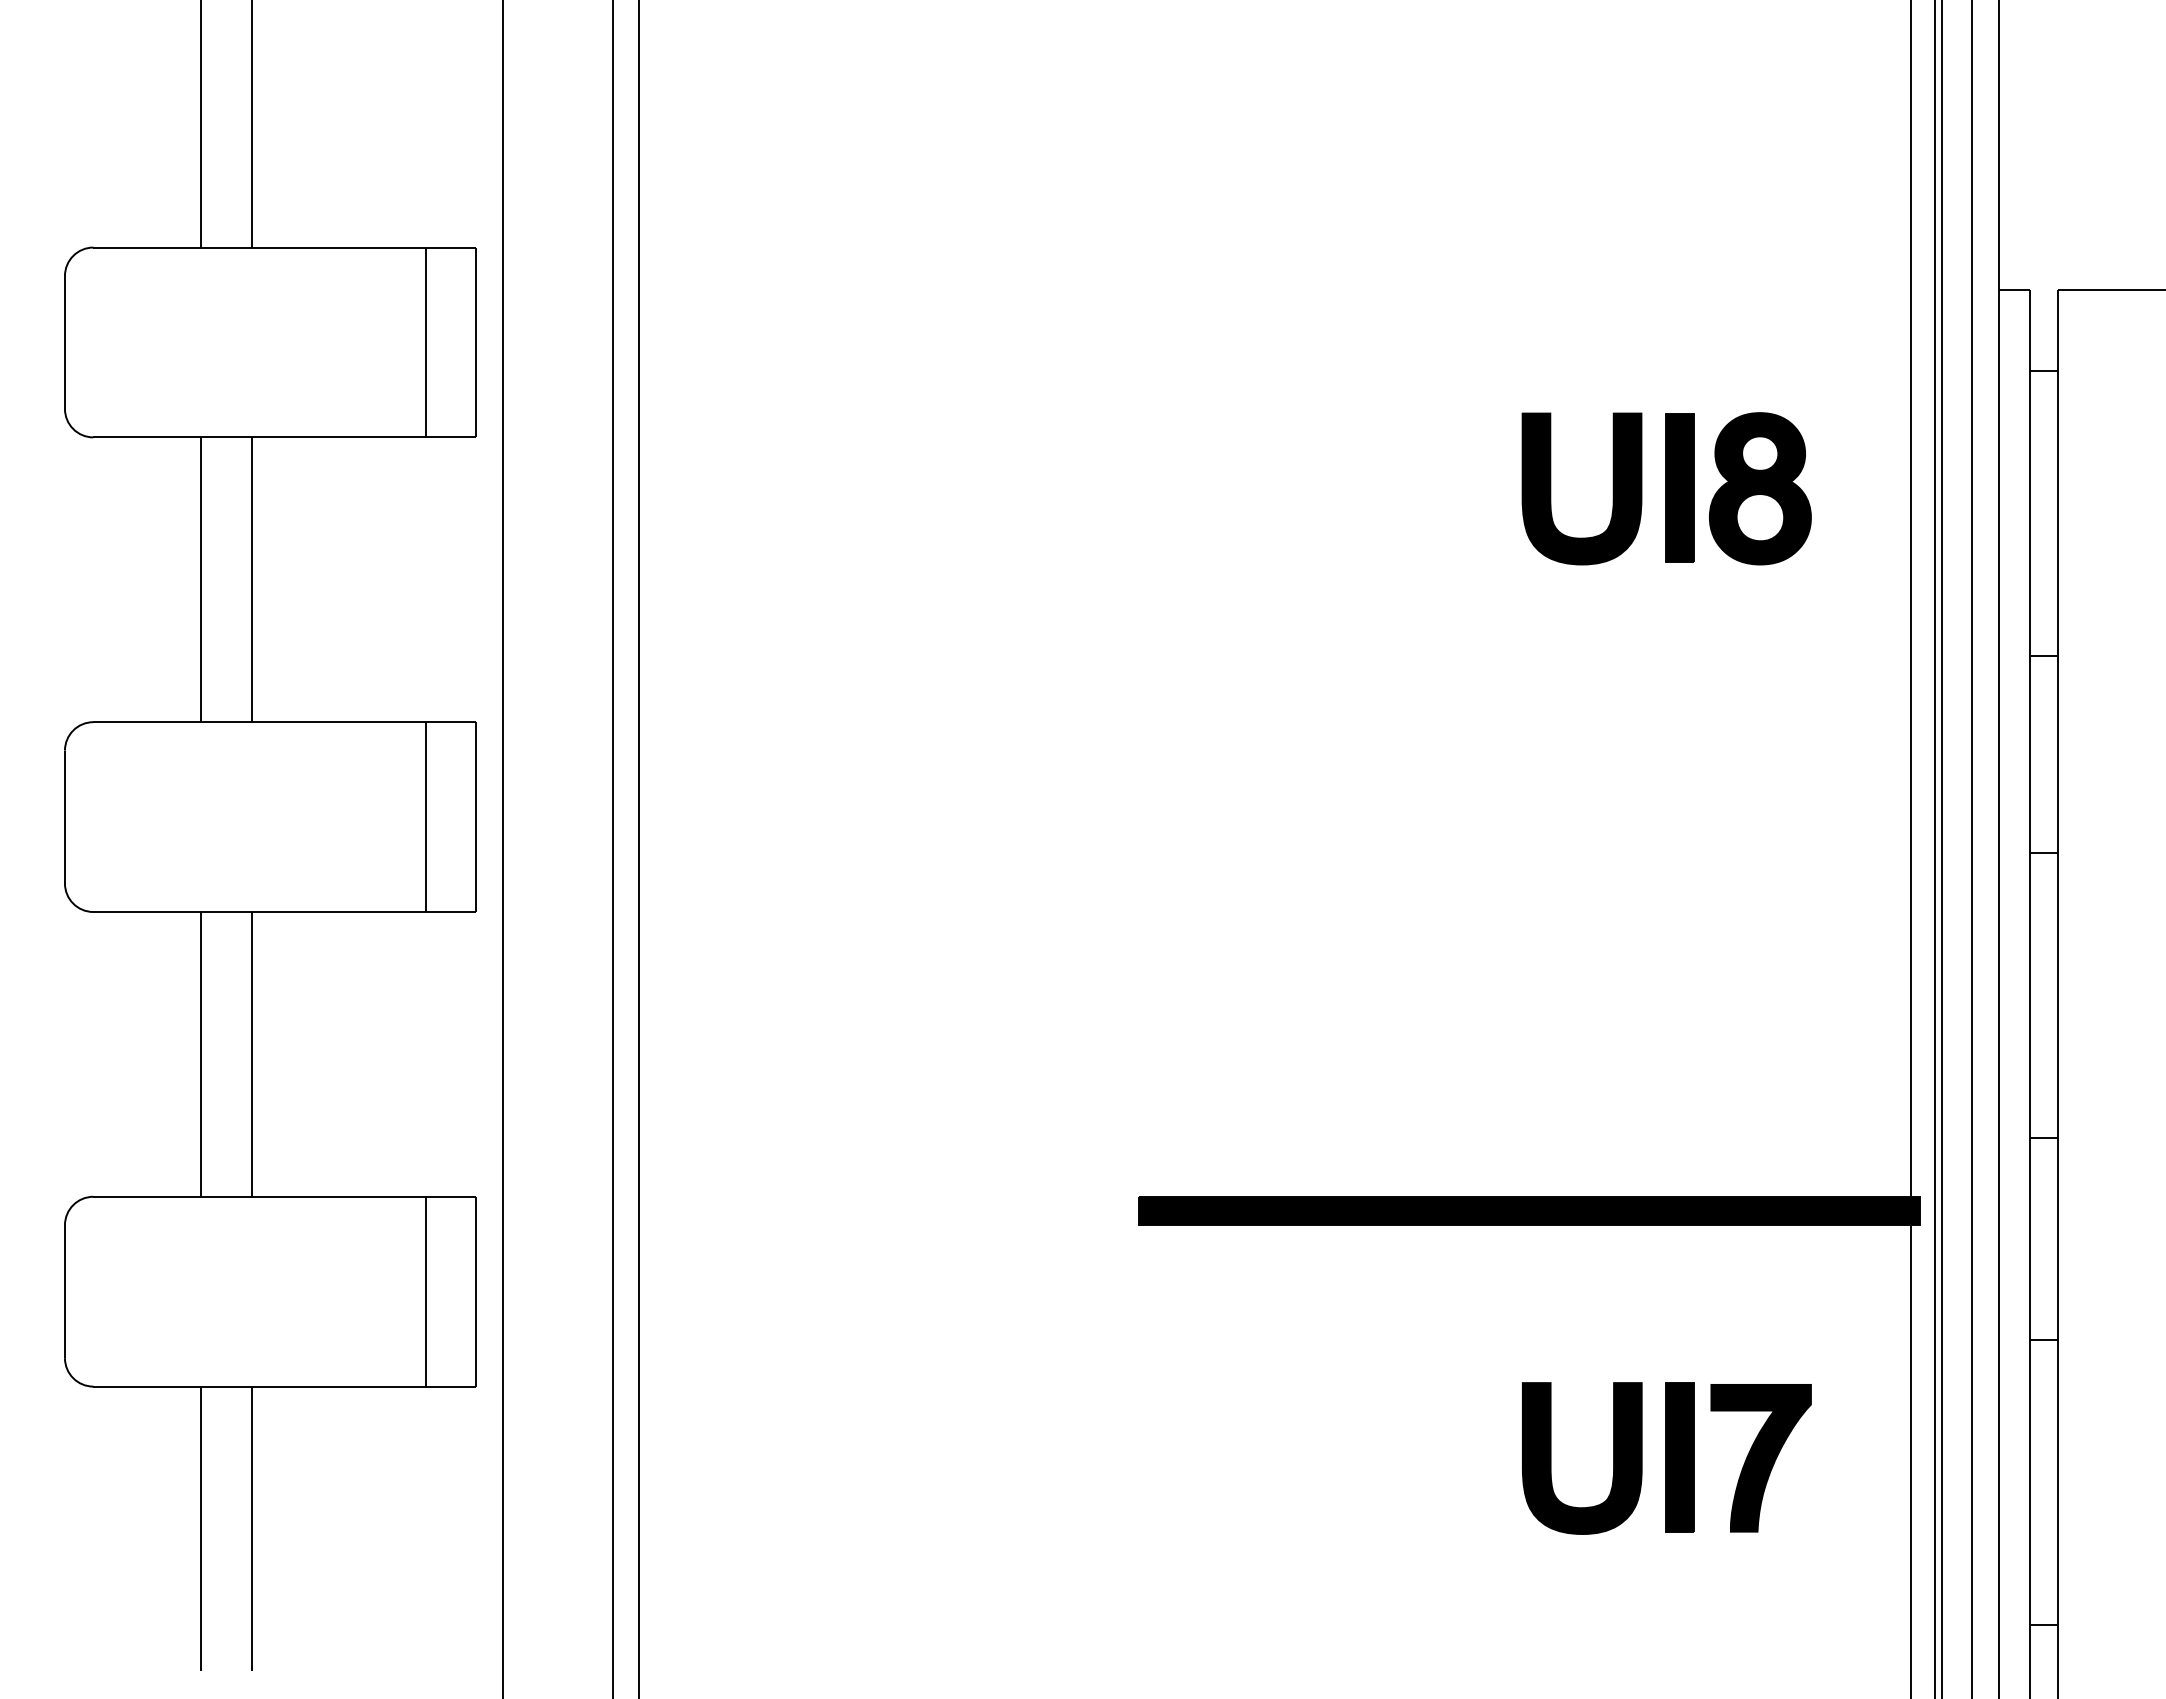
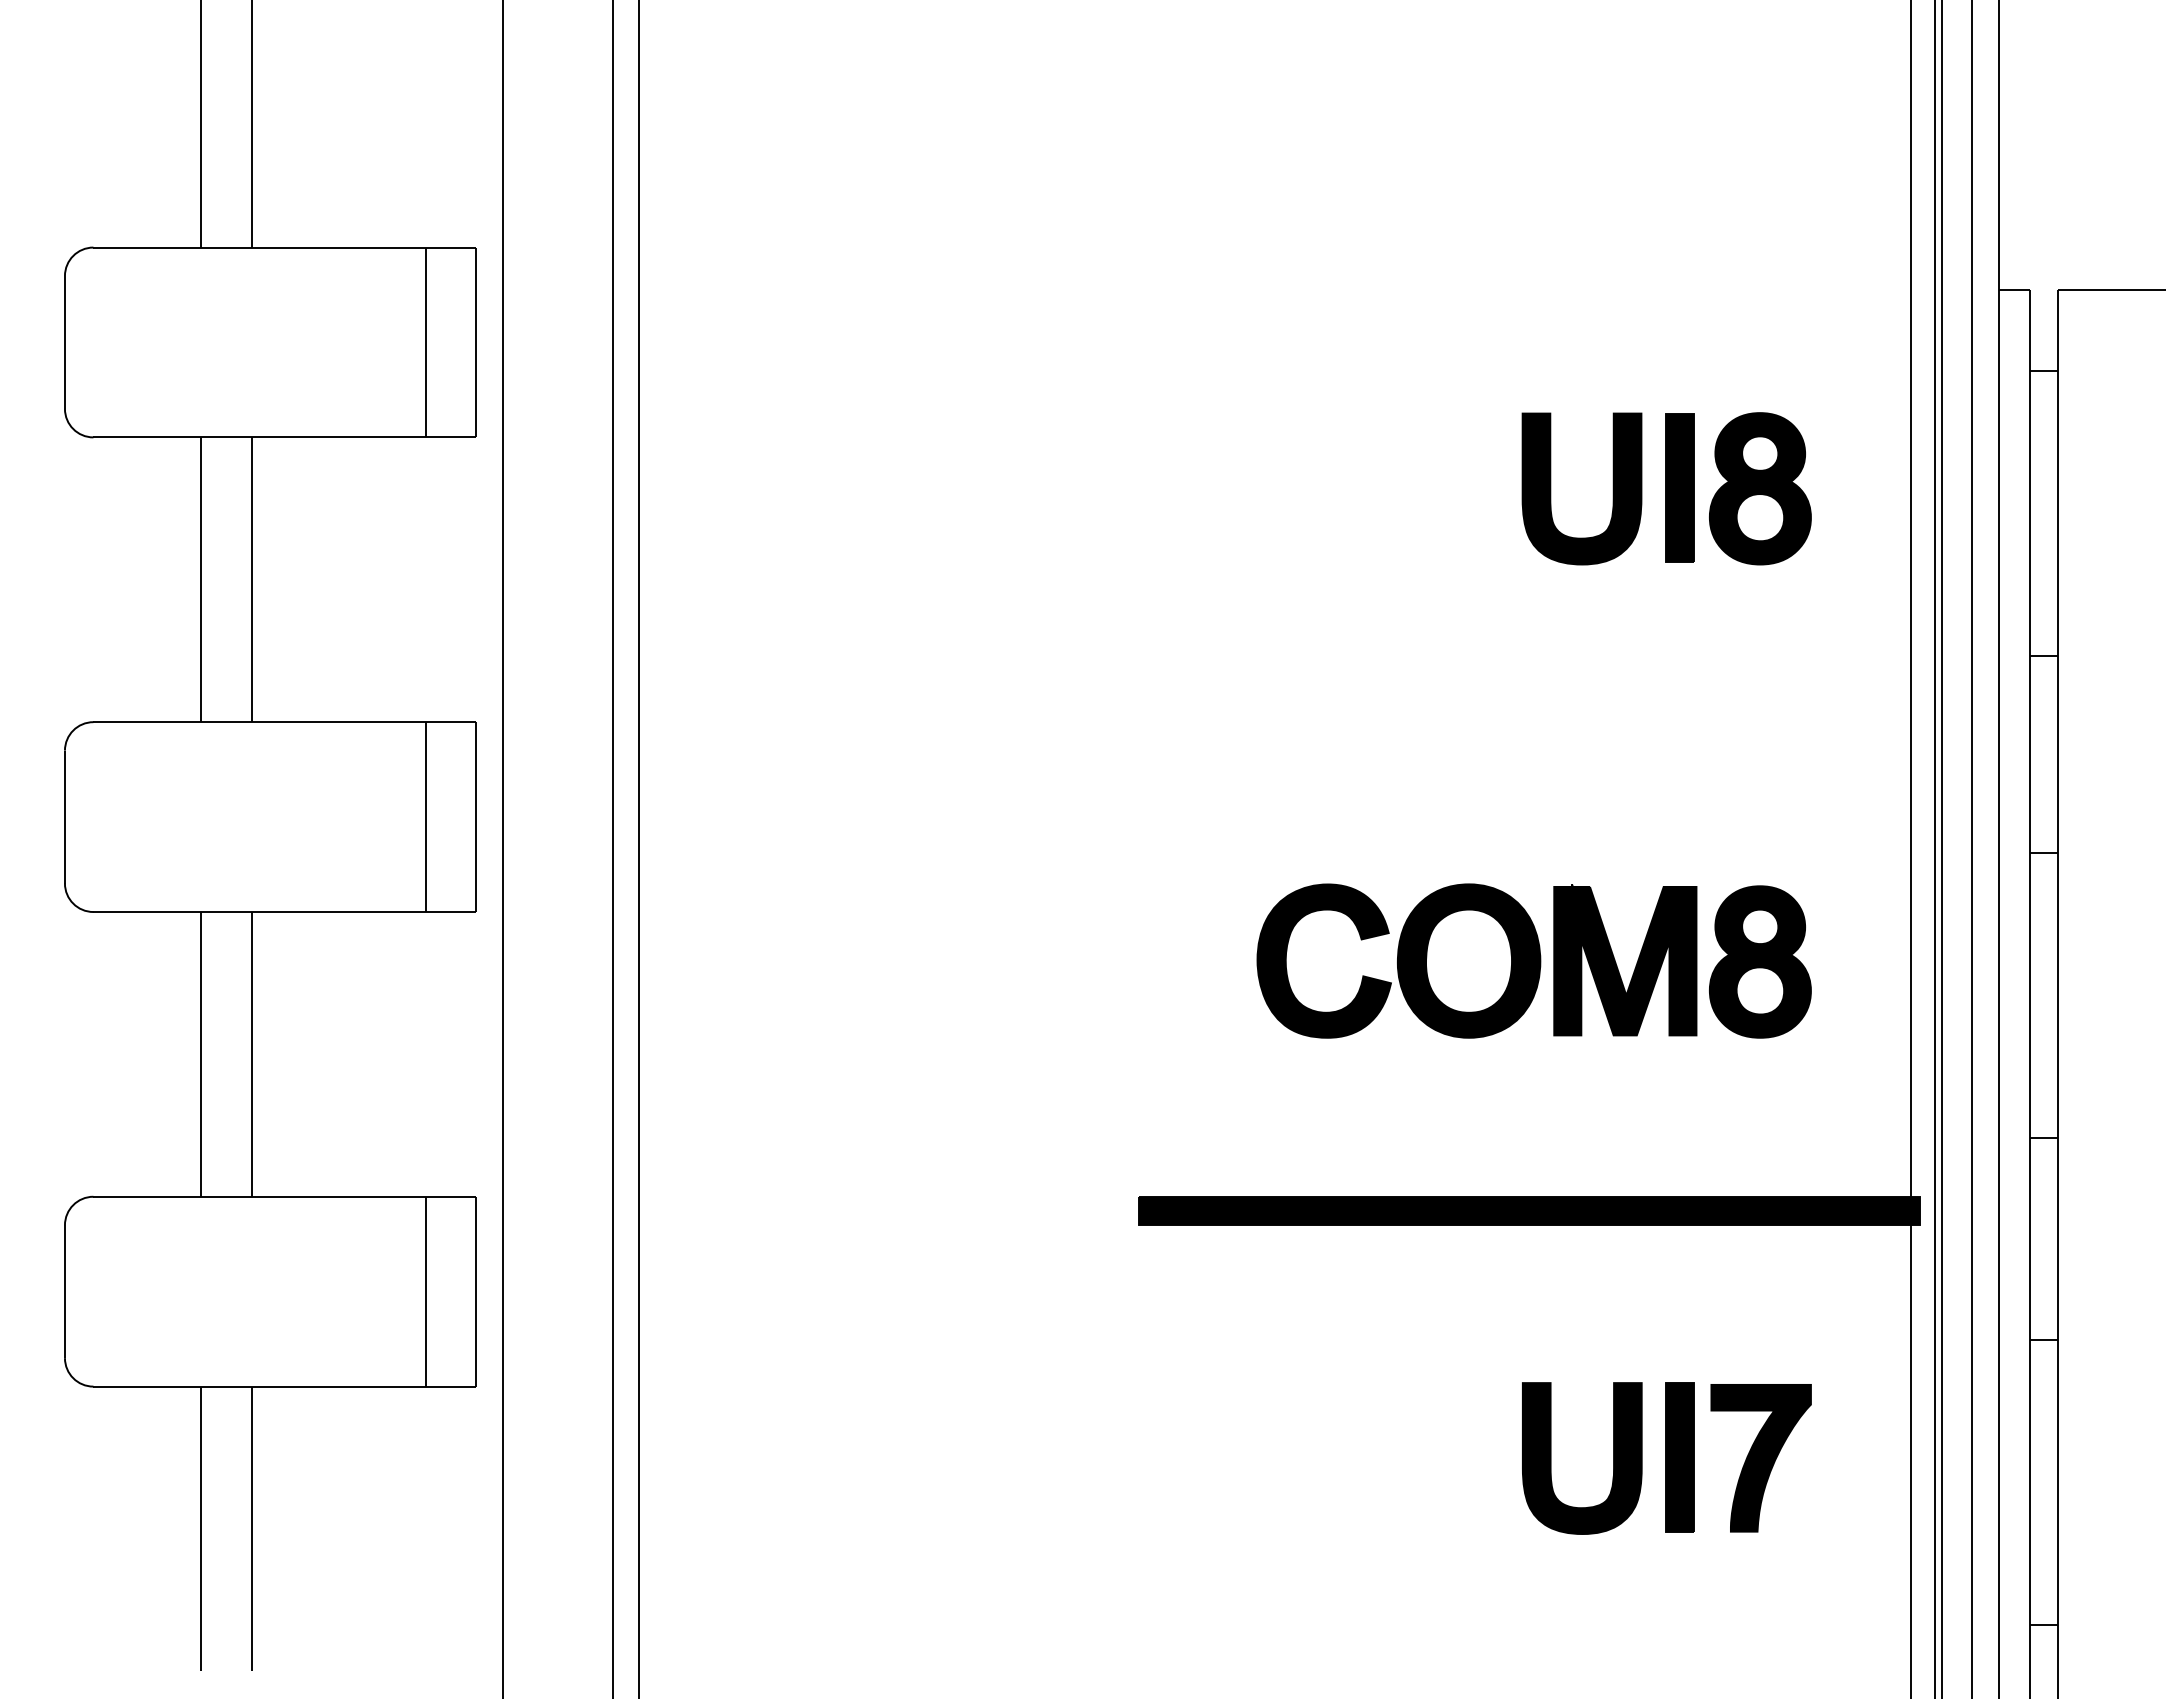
part: none -> present (1533, 960)
